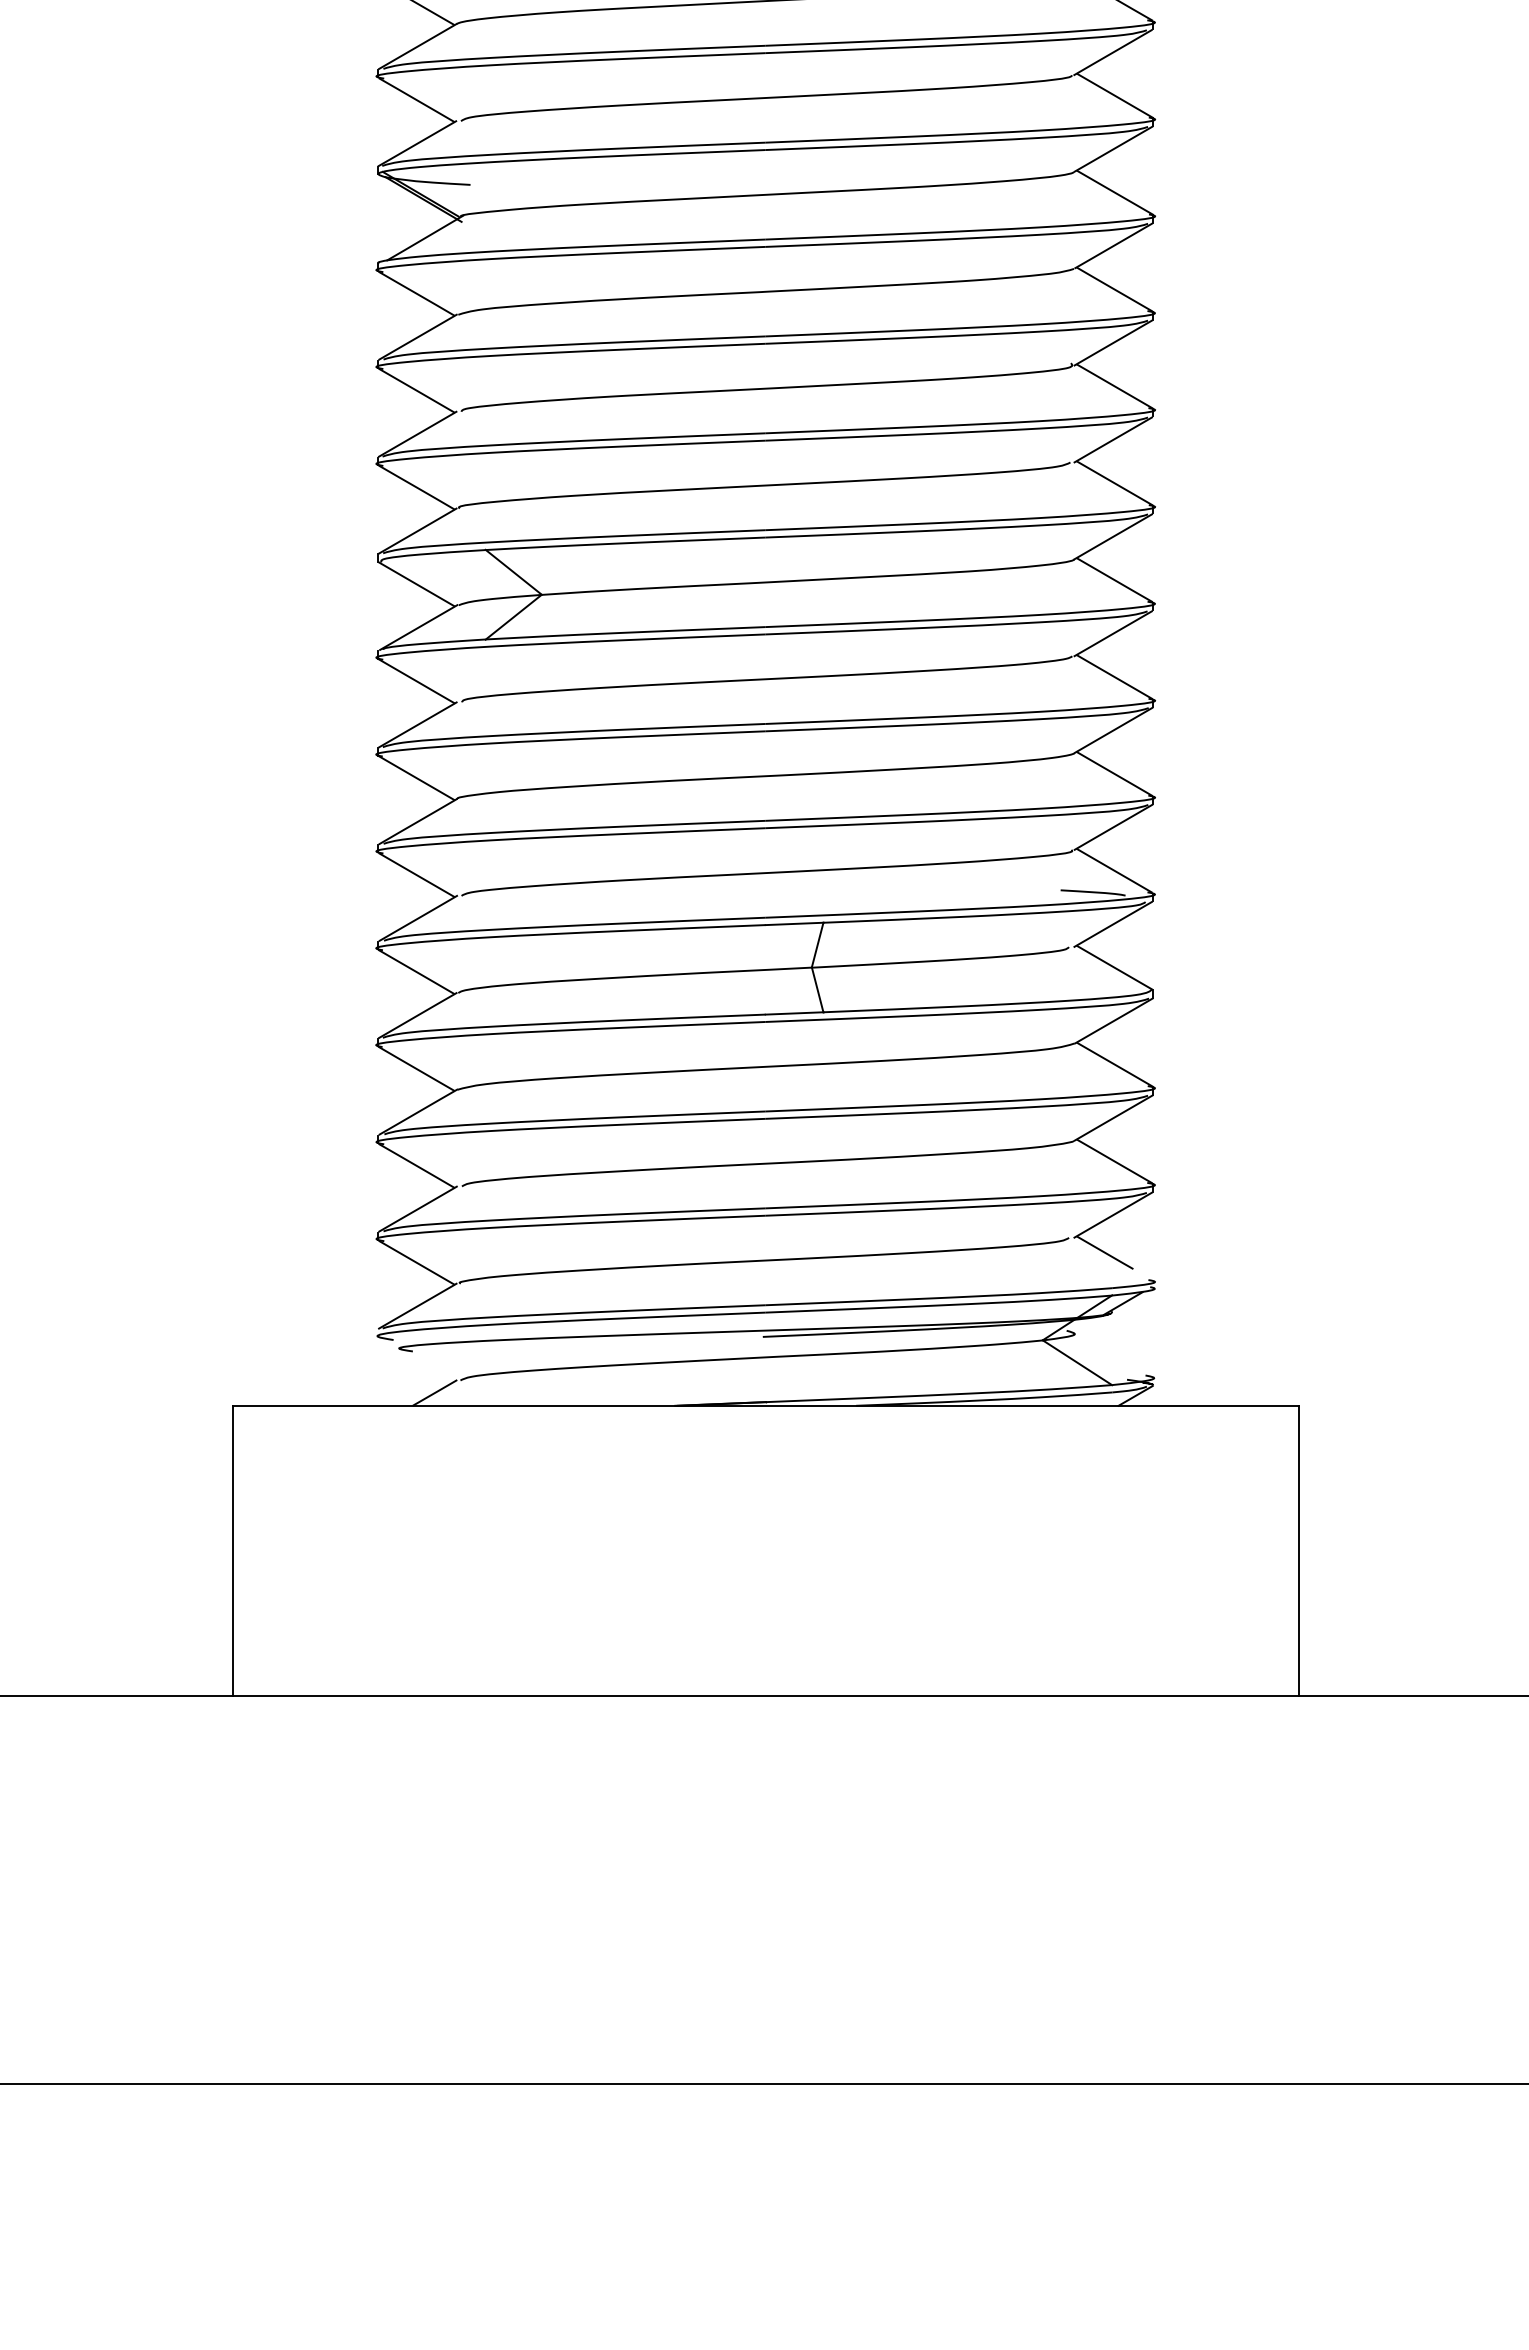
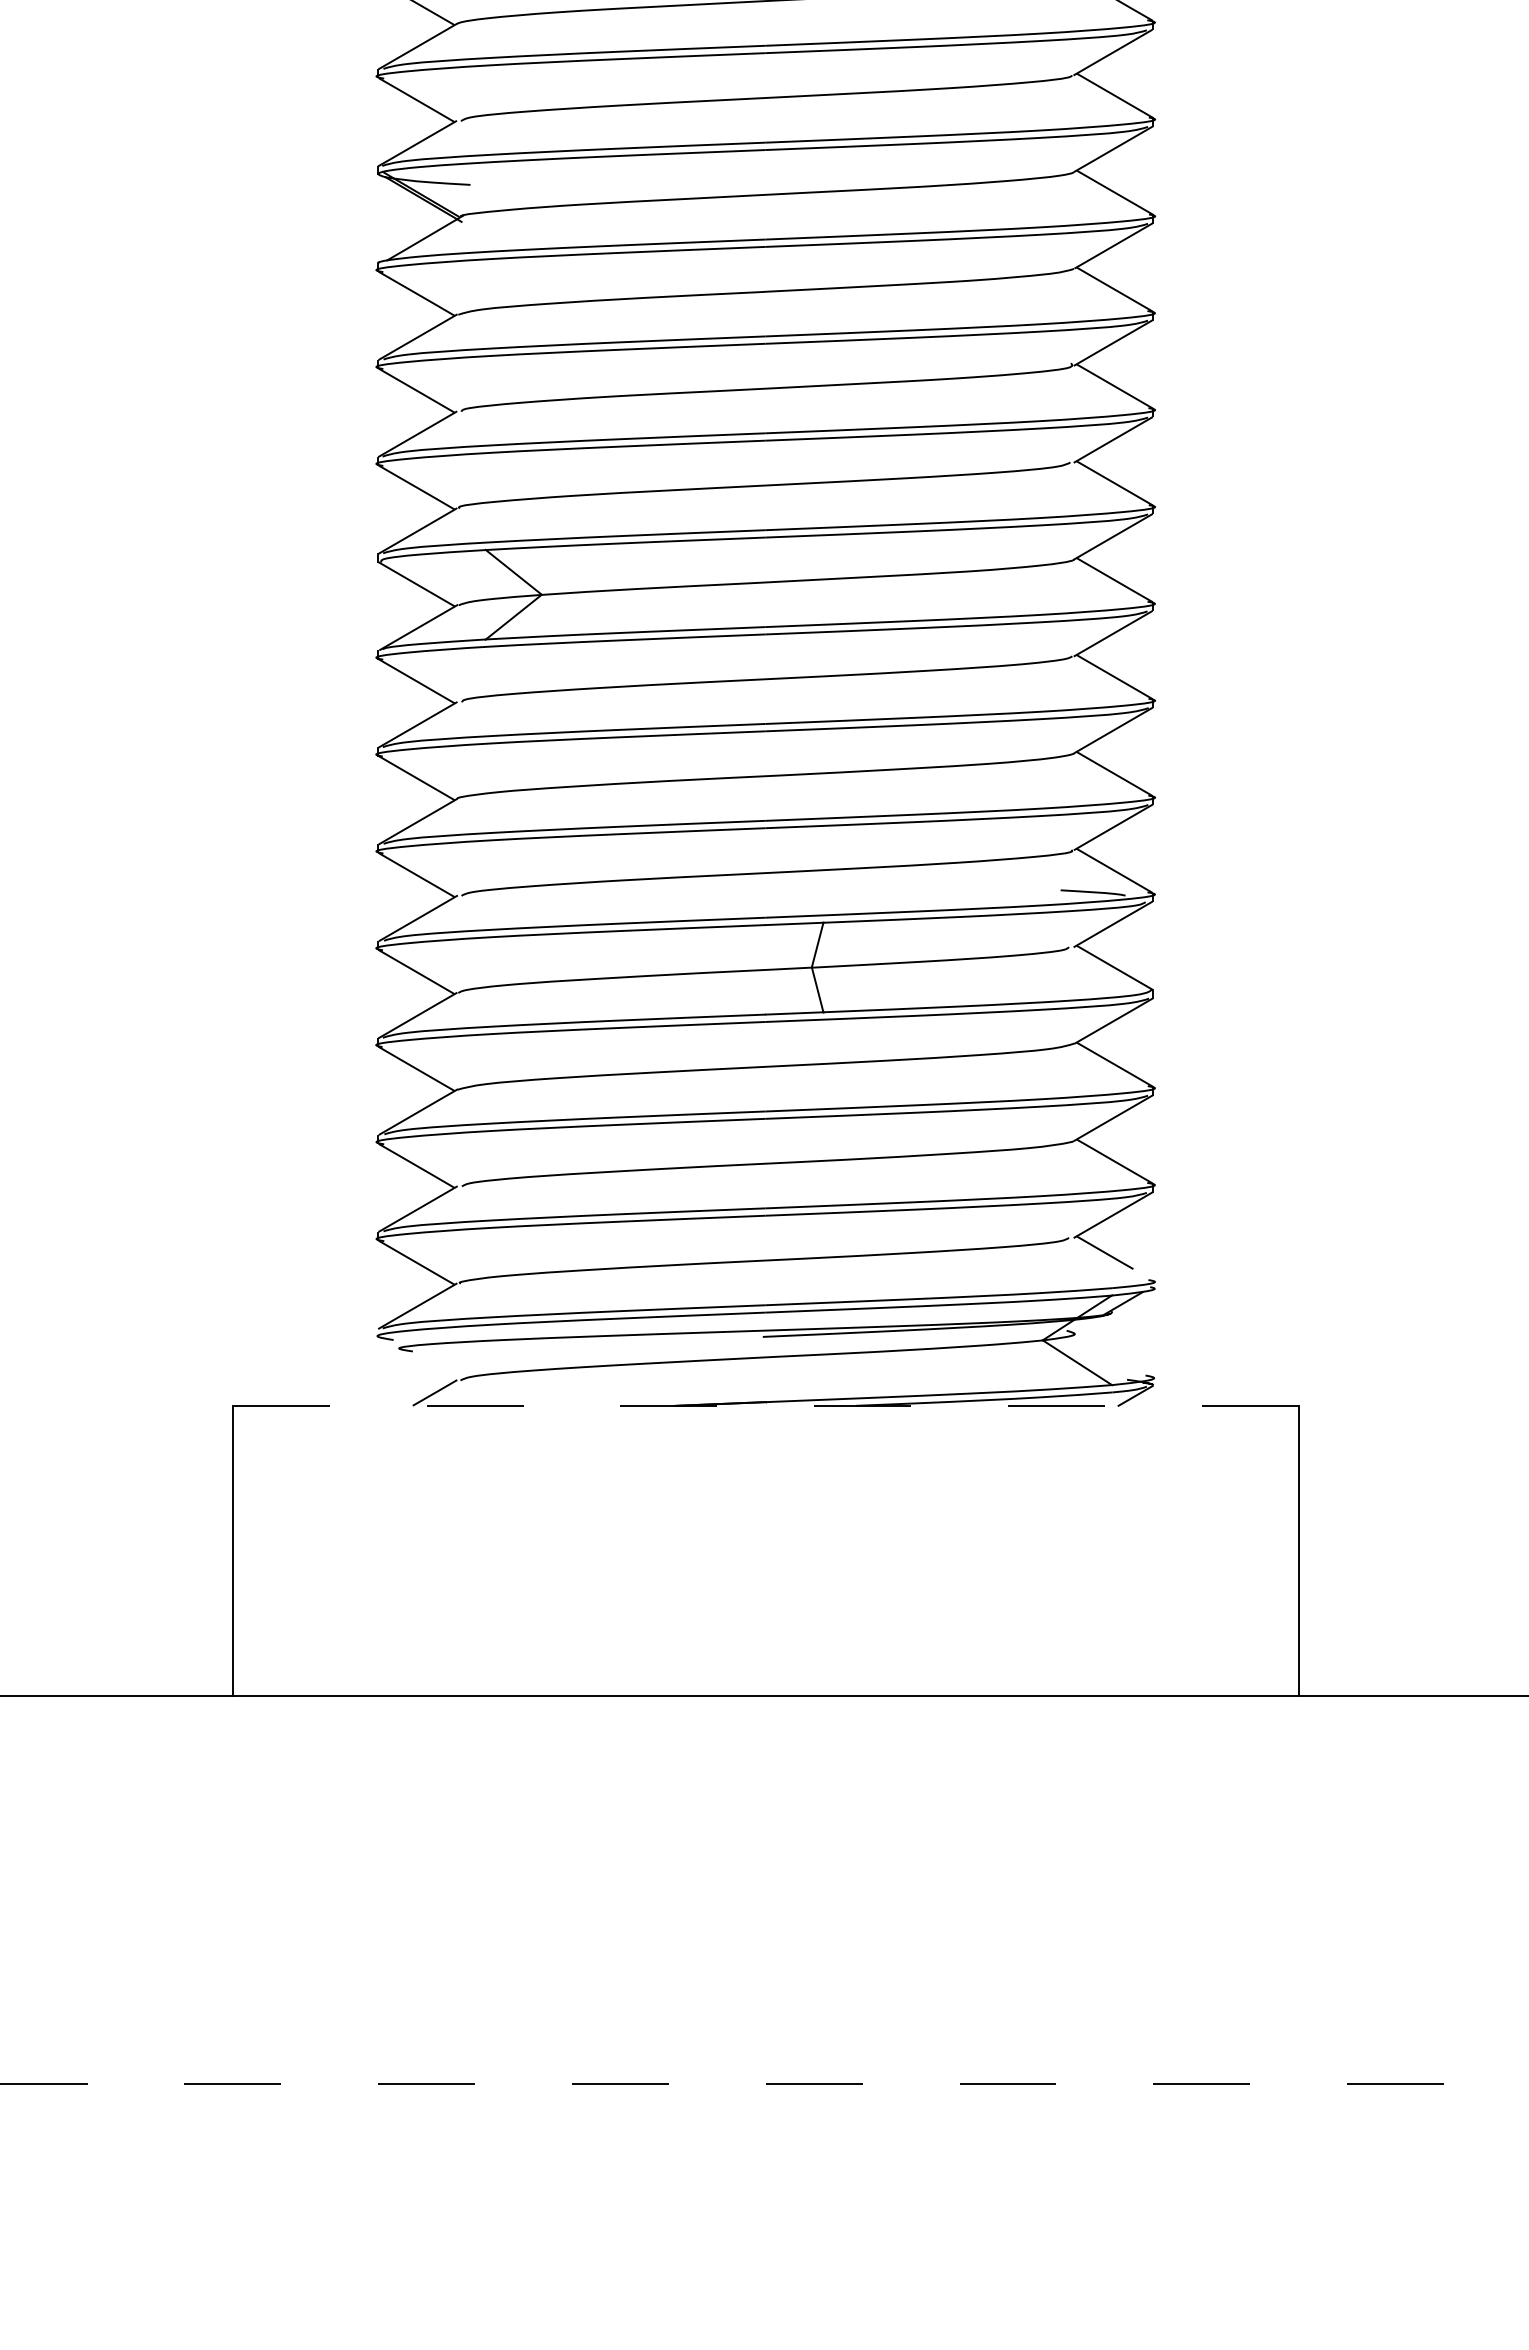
line: solid -> dashed (765, 1405)
line: solid -> dashed (764, 2083)
